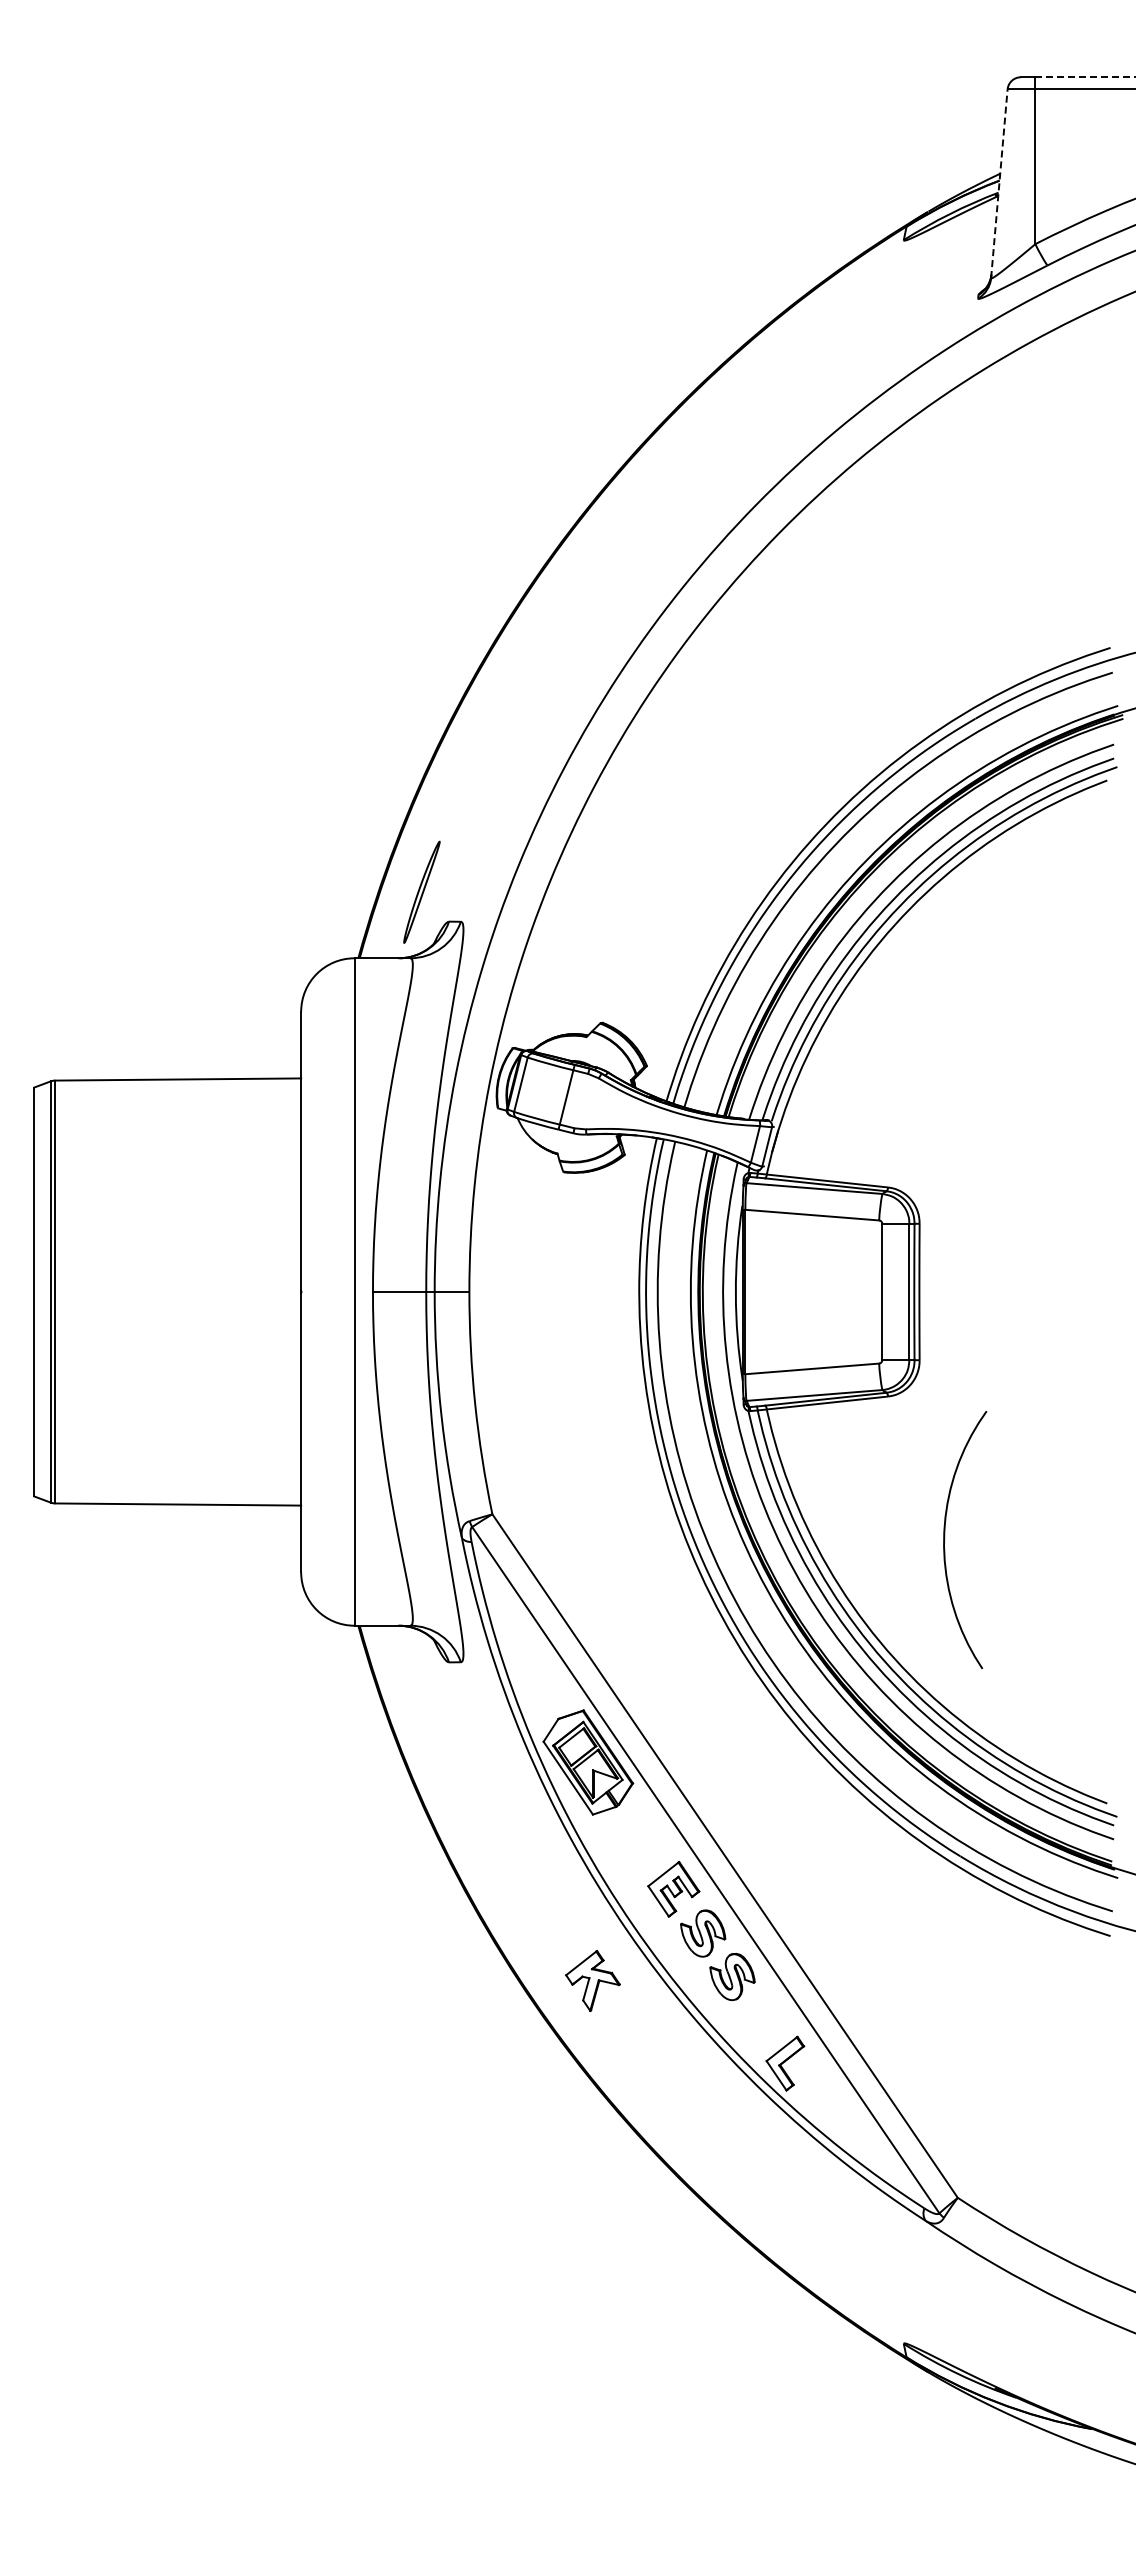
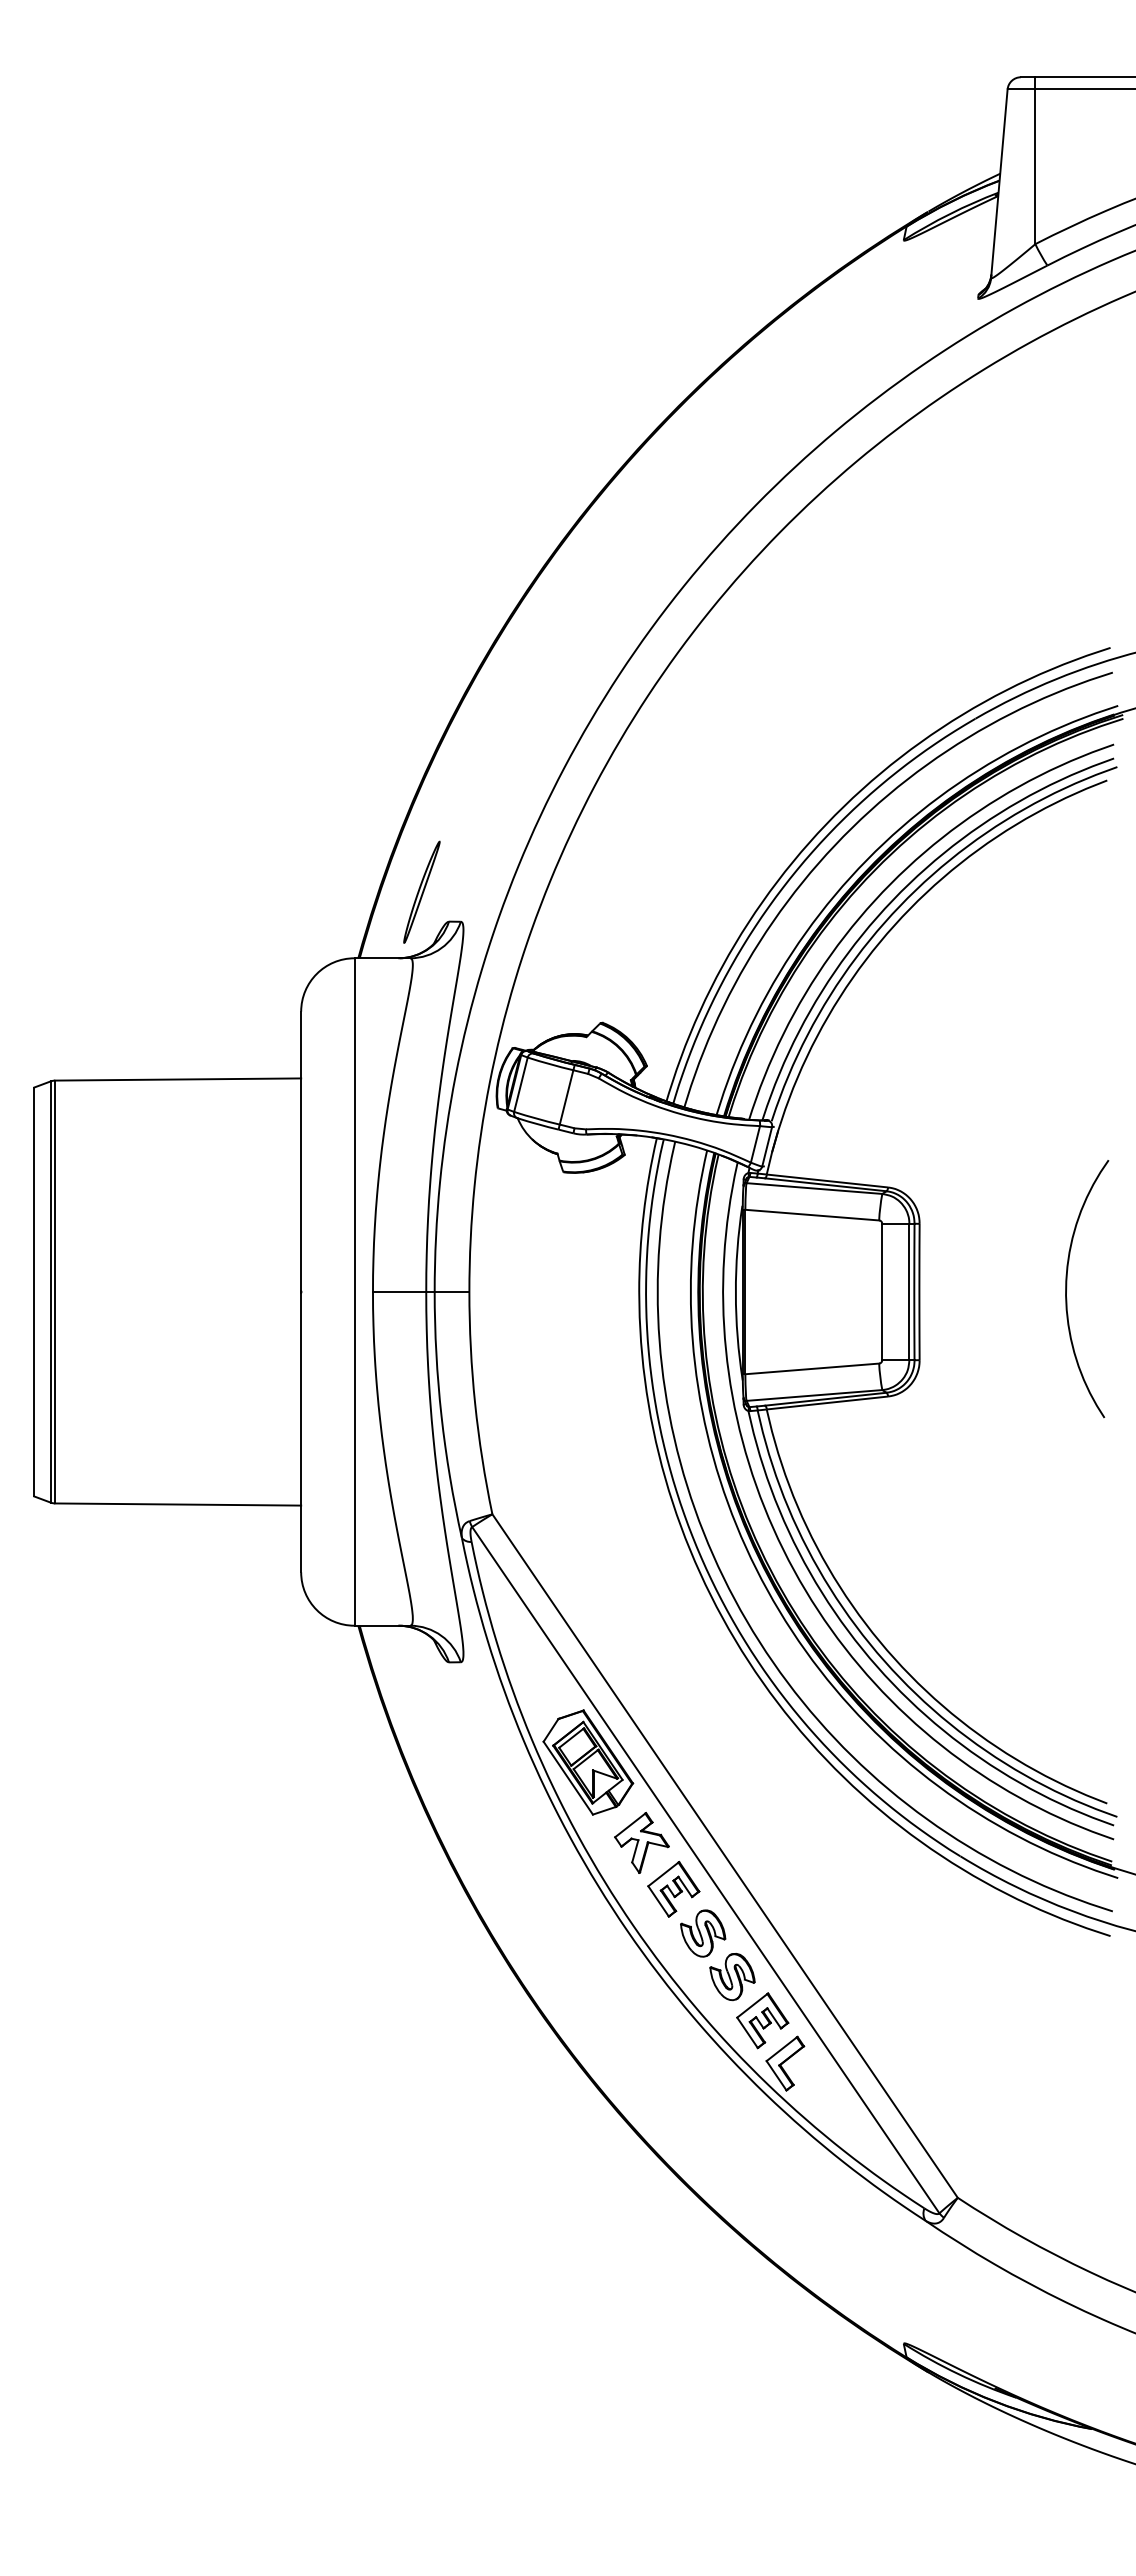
line: dashed -> solid (1085, 77)
line: dashed -> solid (999, 183)
curve position: (945, 1539) -> (1067, 1288) (1067, 1288)
part position: (592, 1980) -> (641, 1842) (641, 1842)
part: none -> present (762, 2020)
